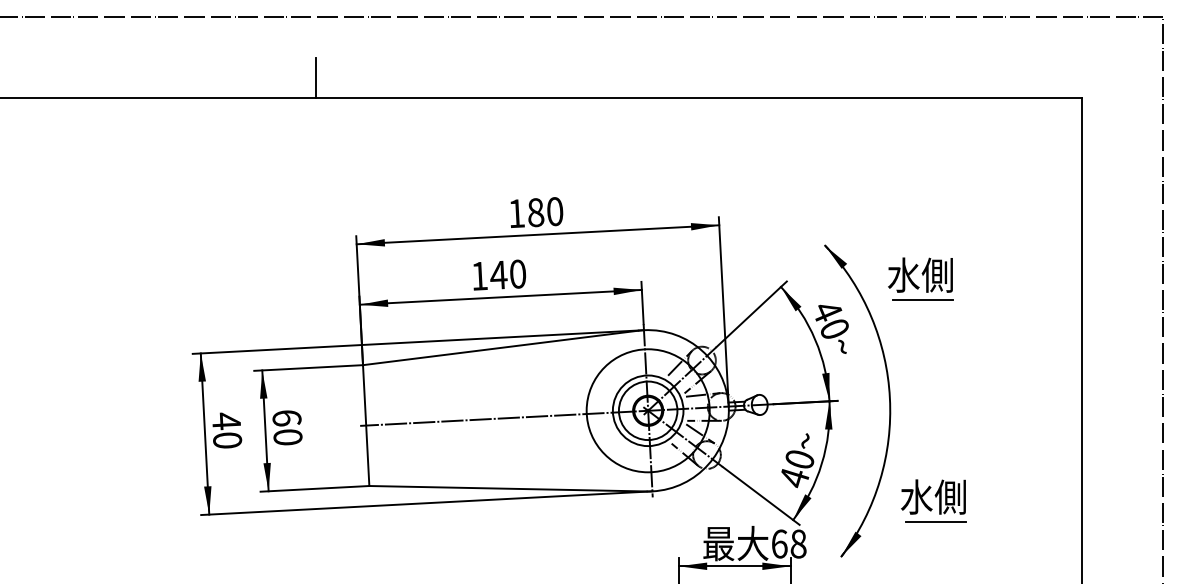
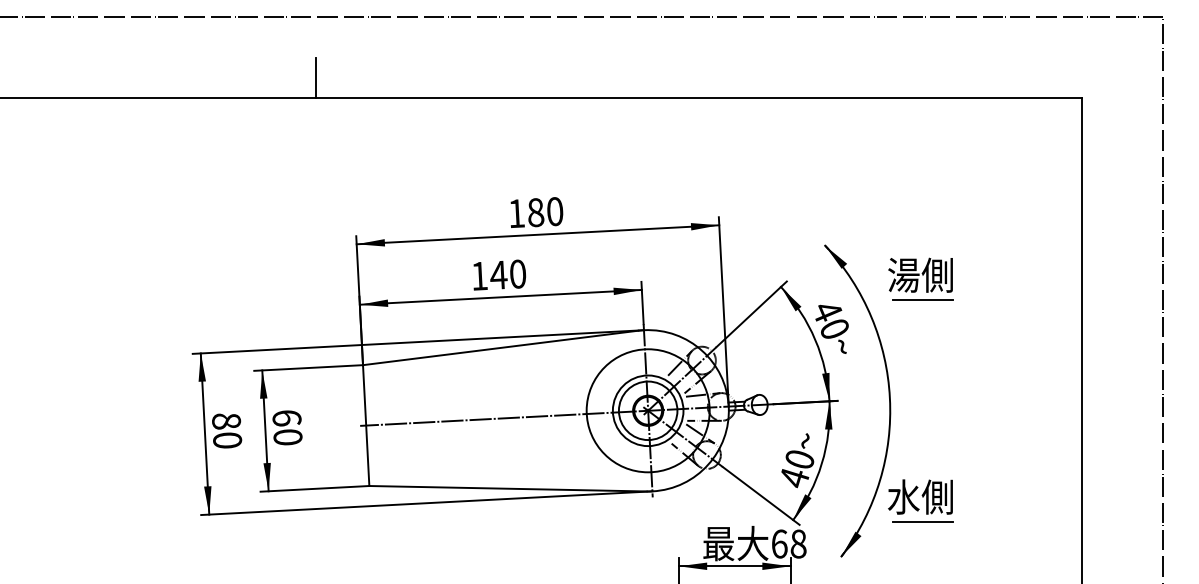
text: 水側 -> 湯側 (903, 274)
text: 40 -> 80 (226, 421)
part position: (933, 500) -> (920, 500) (920, 500)
